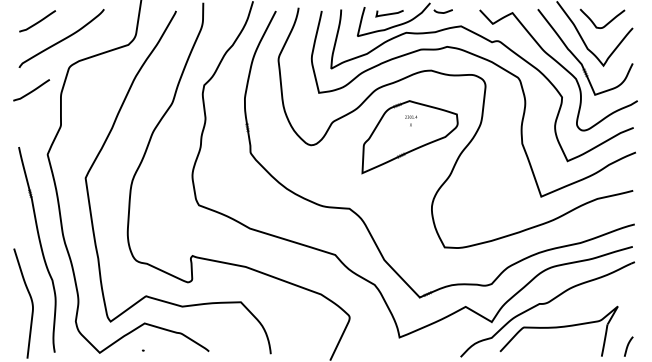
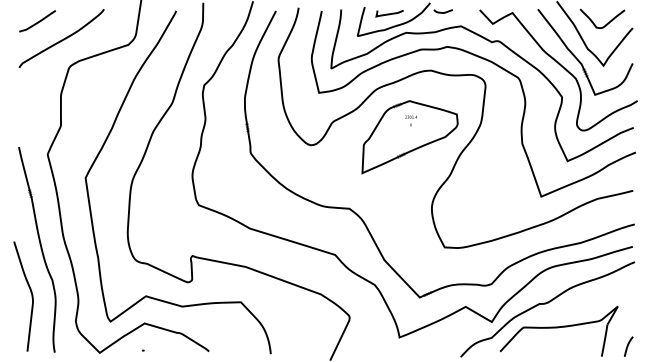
curve: present -> none (31, 90)
curve position: (31, 303) -> (31, 296) (31, 296)
